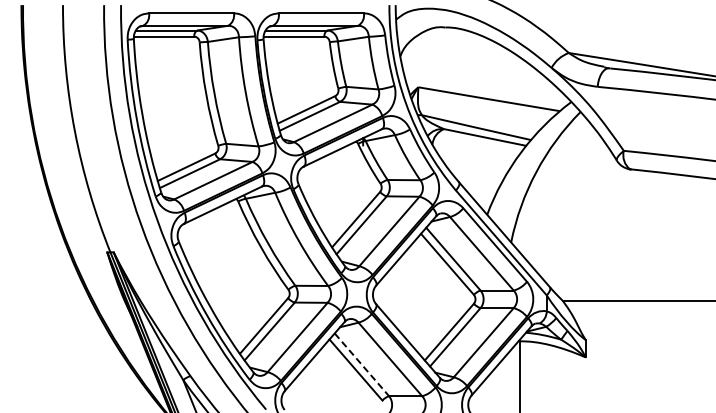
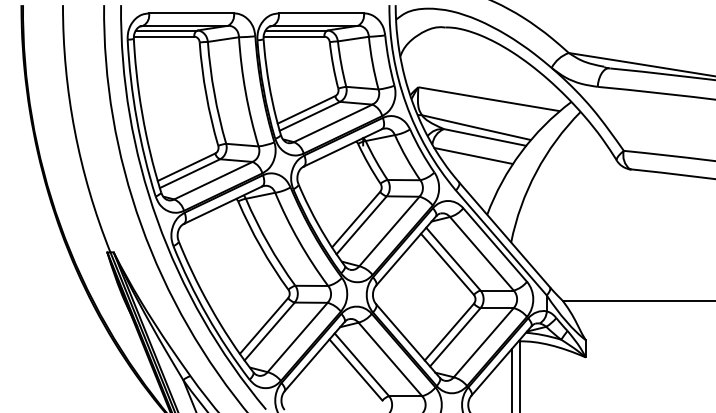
line: none -> present (473, 156)
line: dashed -> solid (361, 364)
line: none -> present (511, 378)
